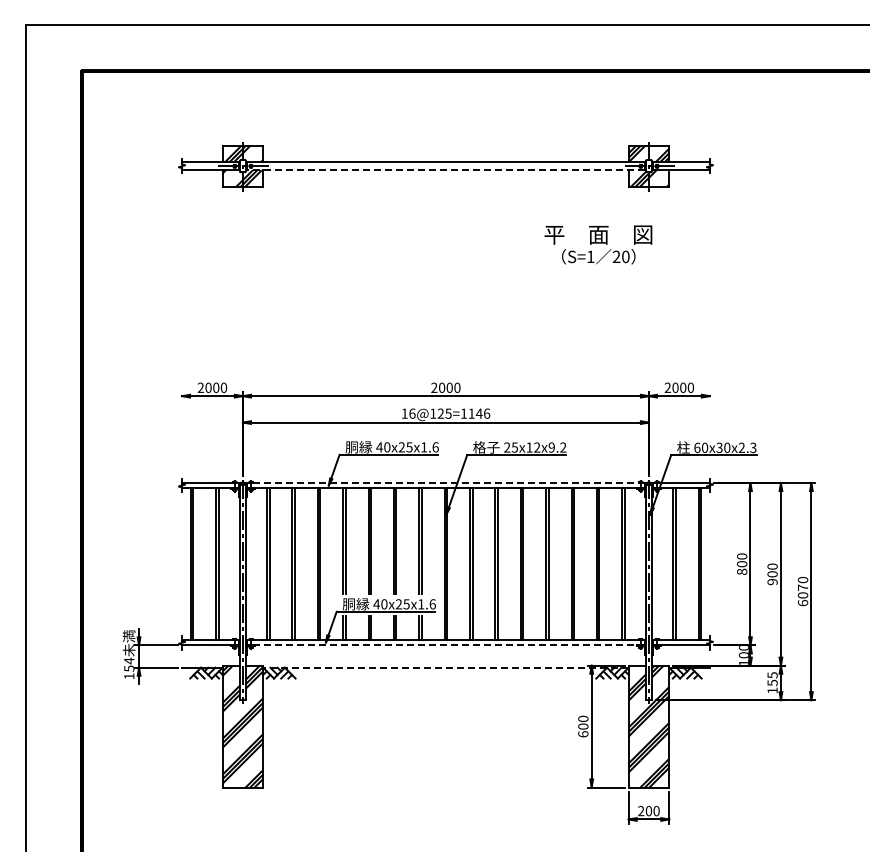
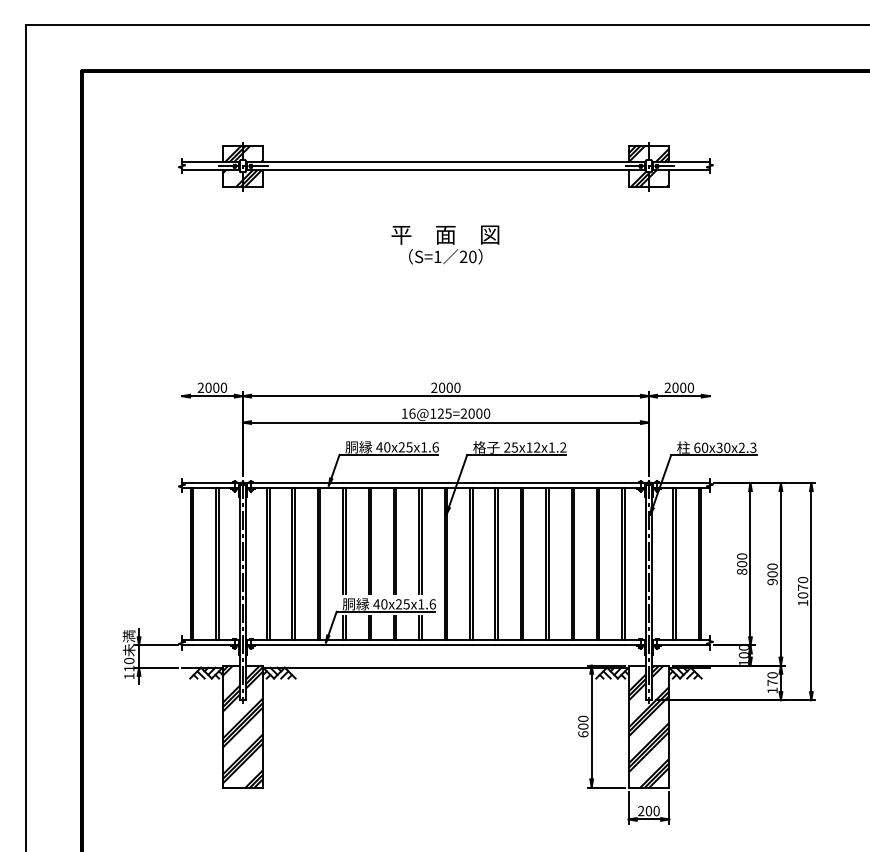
line: dashed -> solid (445, 170)
text position: (598, 244) -> (445, 244) (445, 244)
text: 16@125=1146 -> 16@125=2000 (475, 413)
text: 25x12x9.2 -> 25x12x1.2 (551, 447)
line: dashed -> solid (445, 482)
text: 6070 -> 1070 (802, 603)
line: dashed -> solid (445, 645)
text: 154 -> 110 (129, 664)
line: dashed -> solid (445, 667)
text: 155 -> 170 (772, 679)
